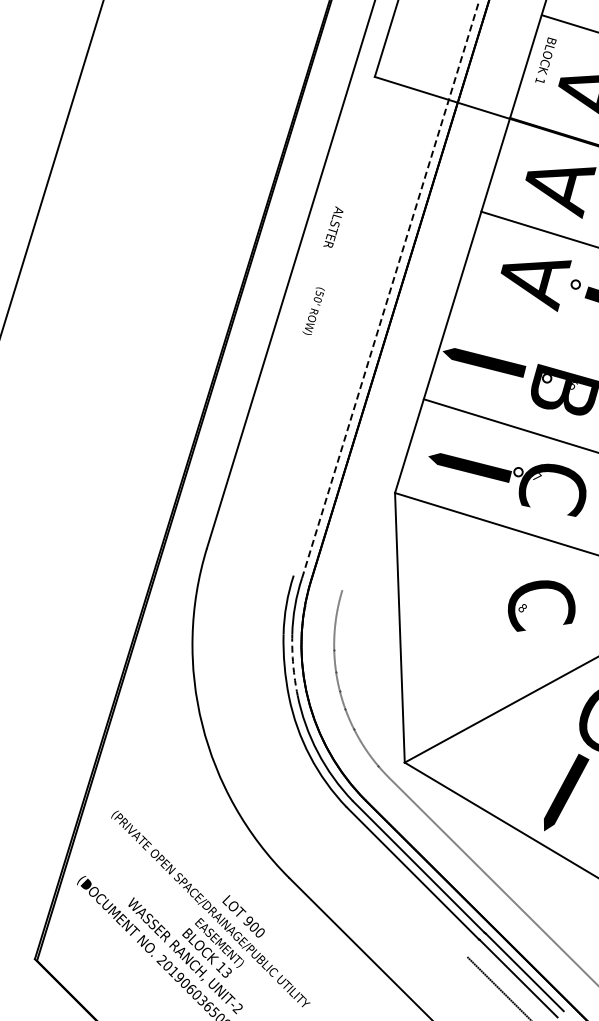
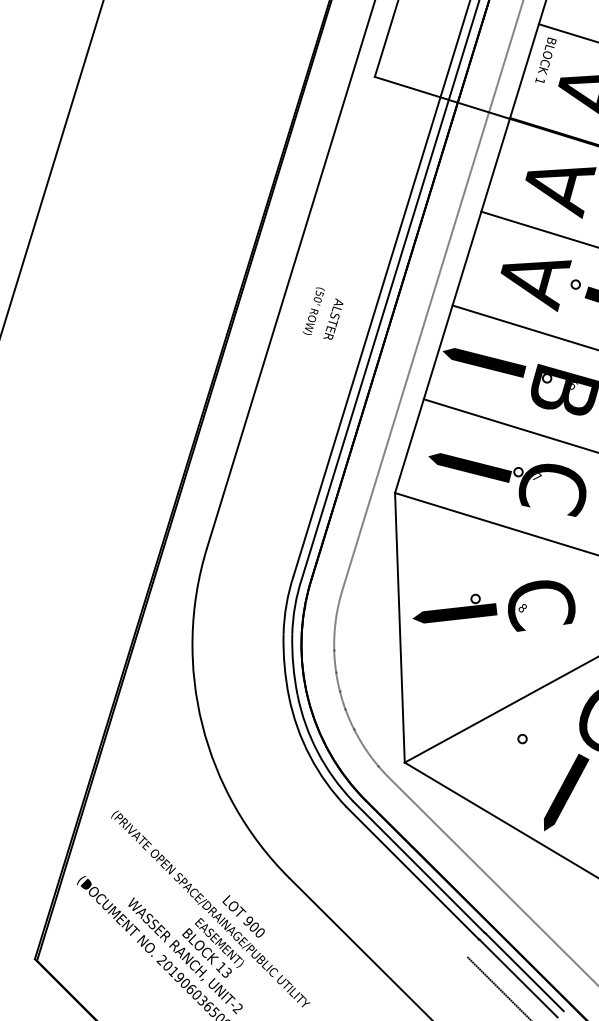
line position: (568, 23) -> (566, 32) (566, 32)
text position: (333, 226) -> (333, 318) (333, 318)
line: none -> present (381, 288)
line: dashed -> solid (390, 288)
line: none -> present (432, 296)
line: none -> present (523, 327)
part: none -> present (454, 608)
arc: dashed -> solid (293, 665)
circle: none -> present (522, 738)
